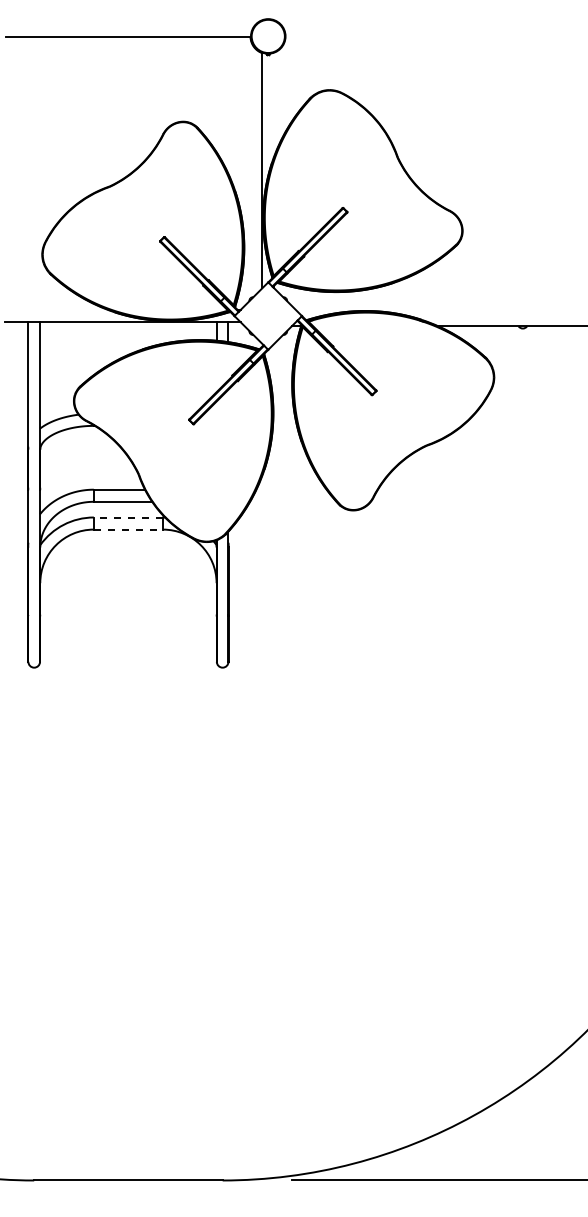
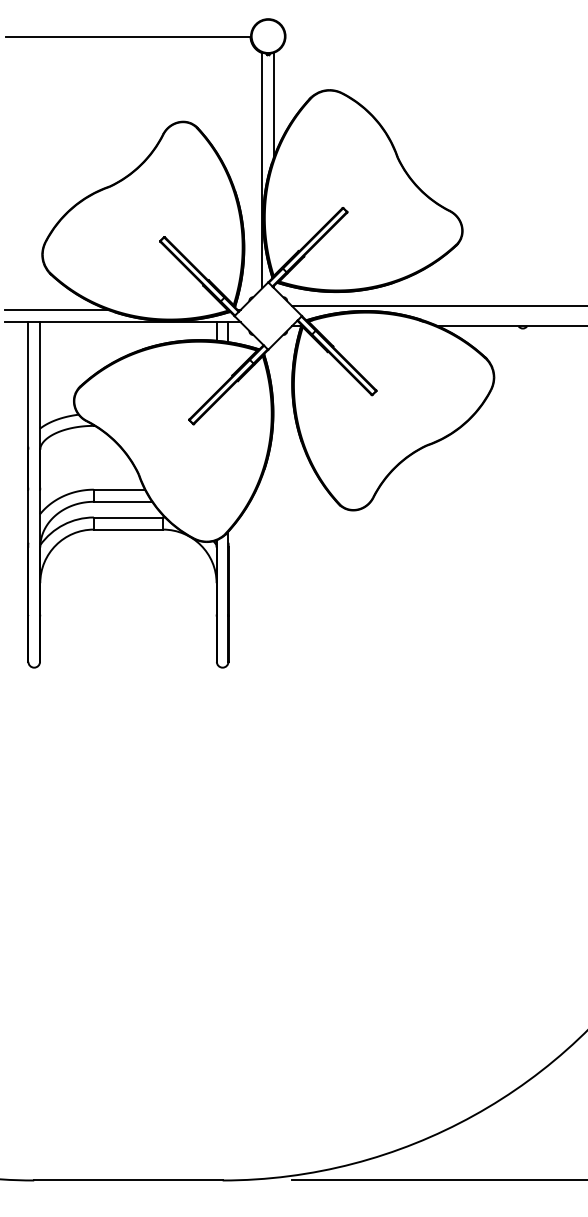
line: none -> present (274, 104)
line: none -> present (437, 305)
line: none -> present (56, 310)
line: dashed -> solid (128, 517)
line: dashed -> solid (128, 529)
